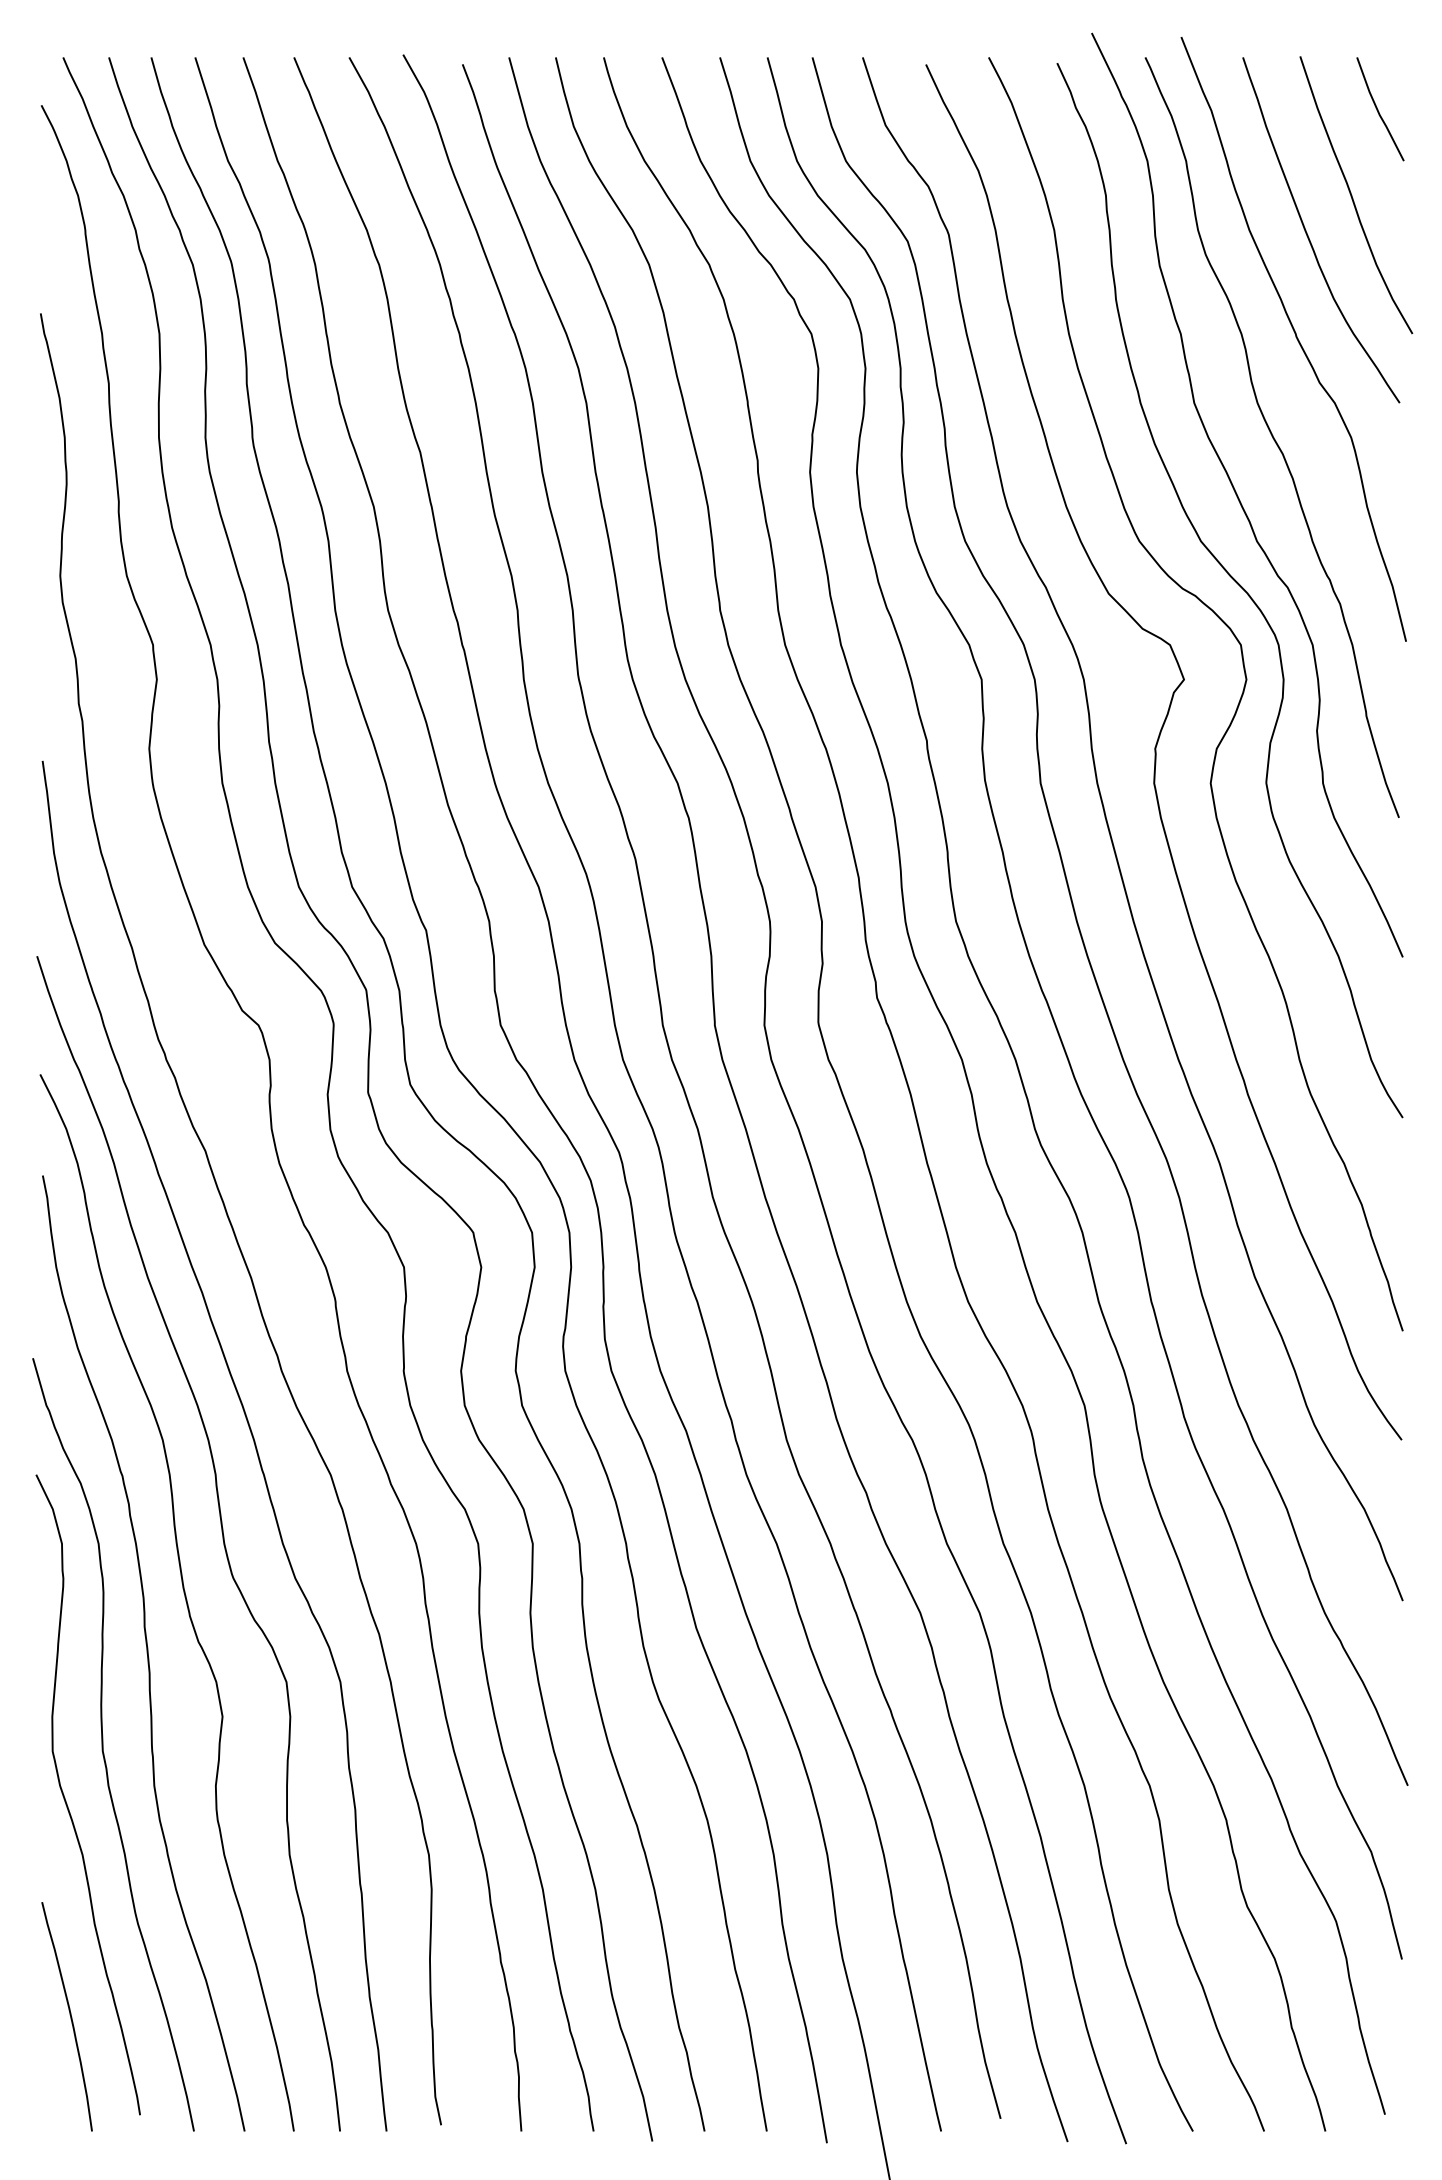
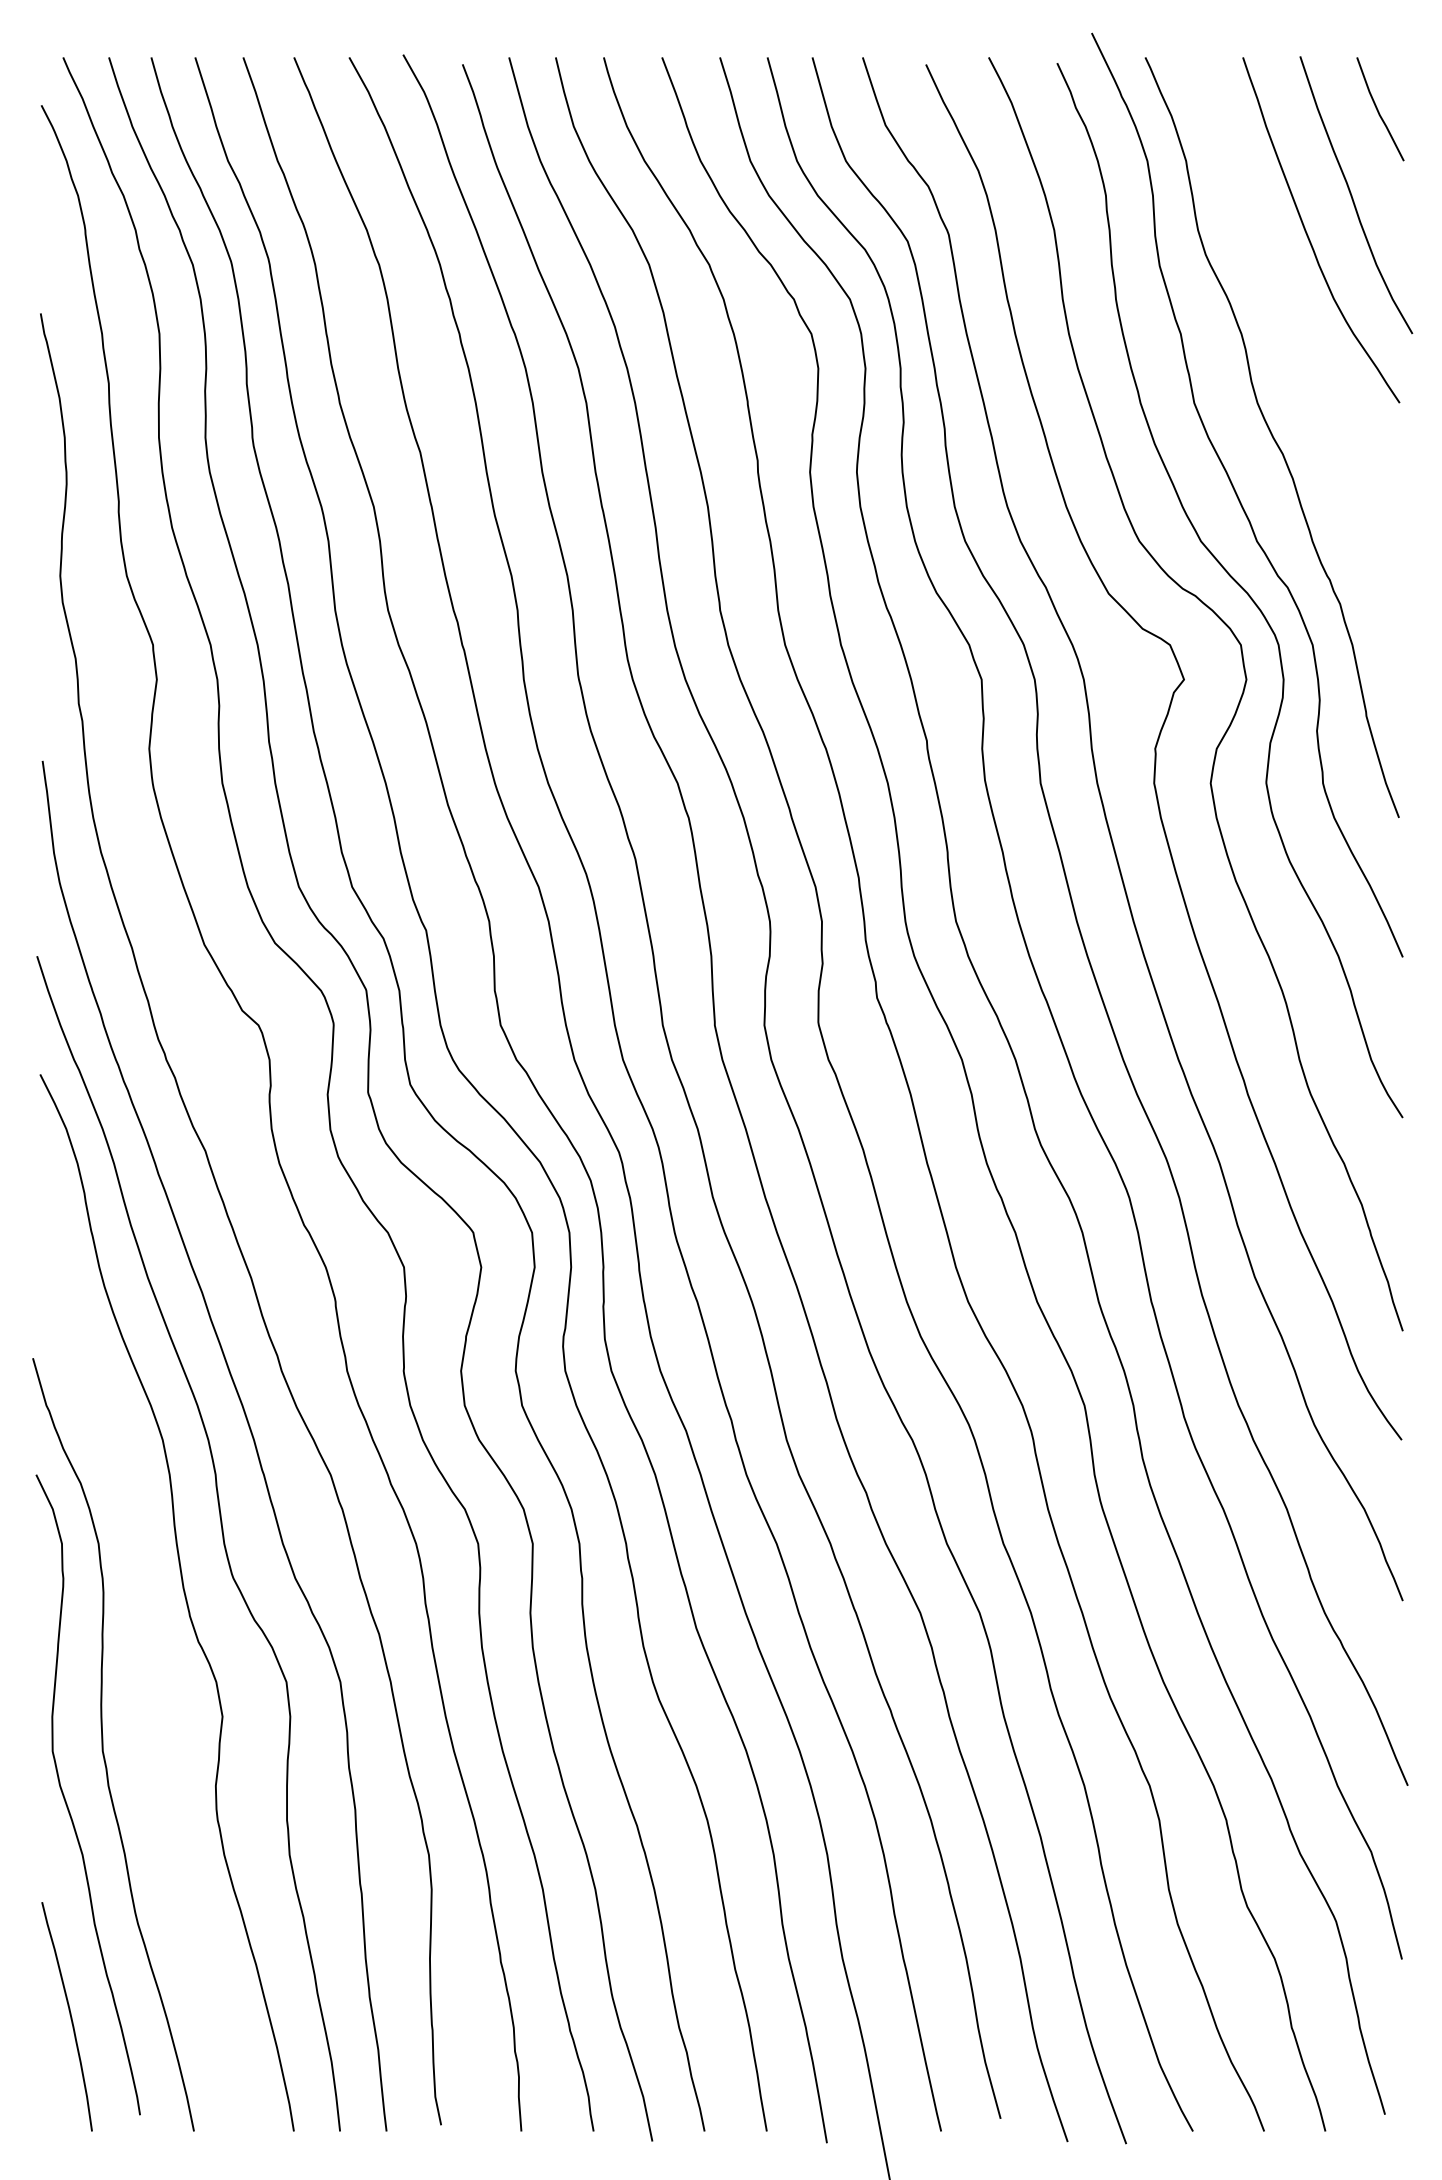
curve: present -> none (1295, 337)
curve: present -> none (146, 1653)
